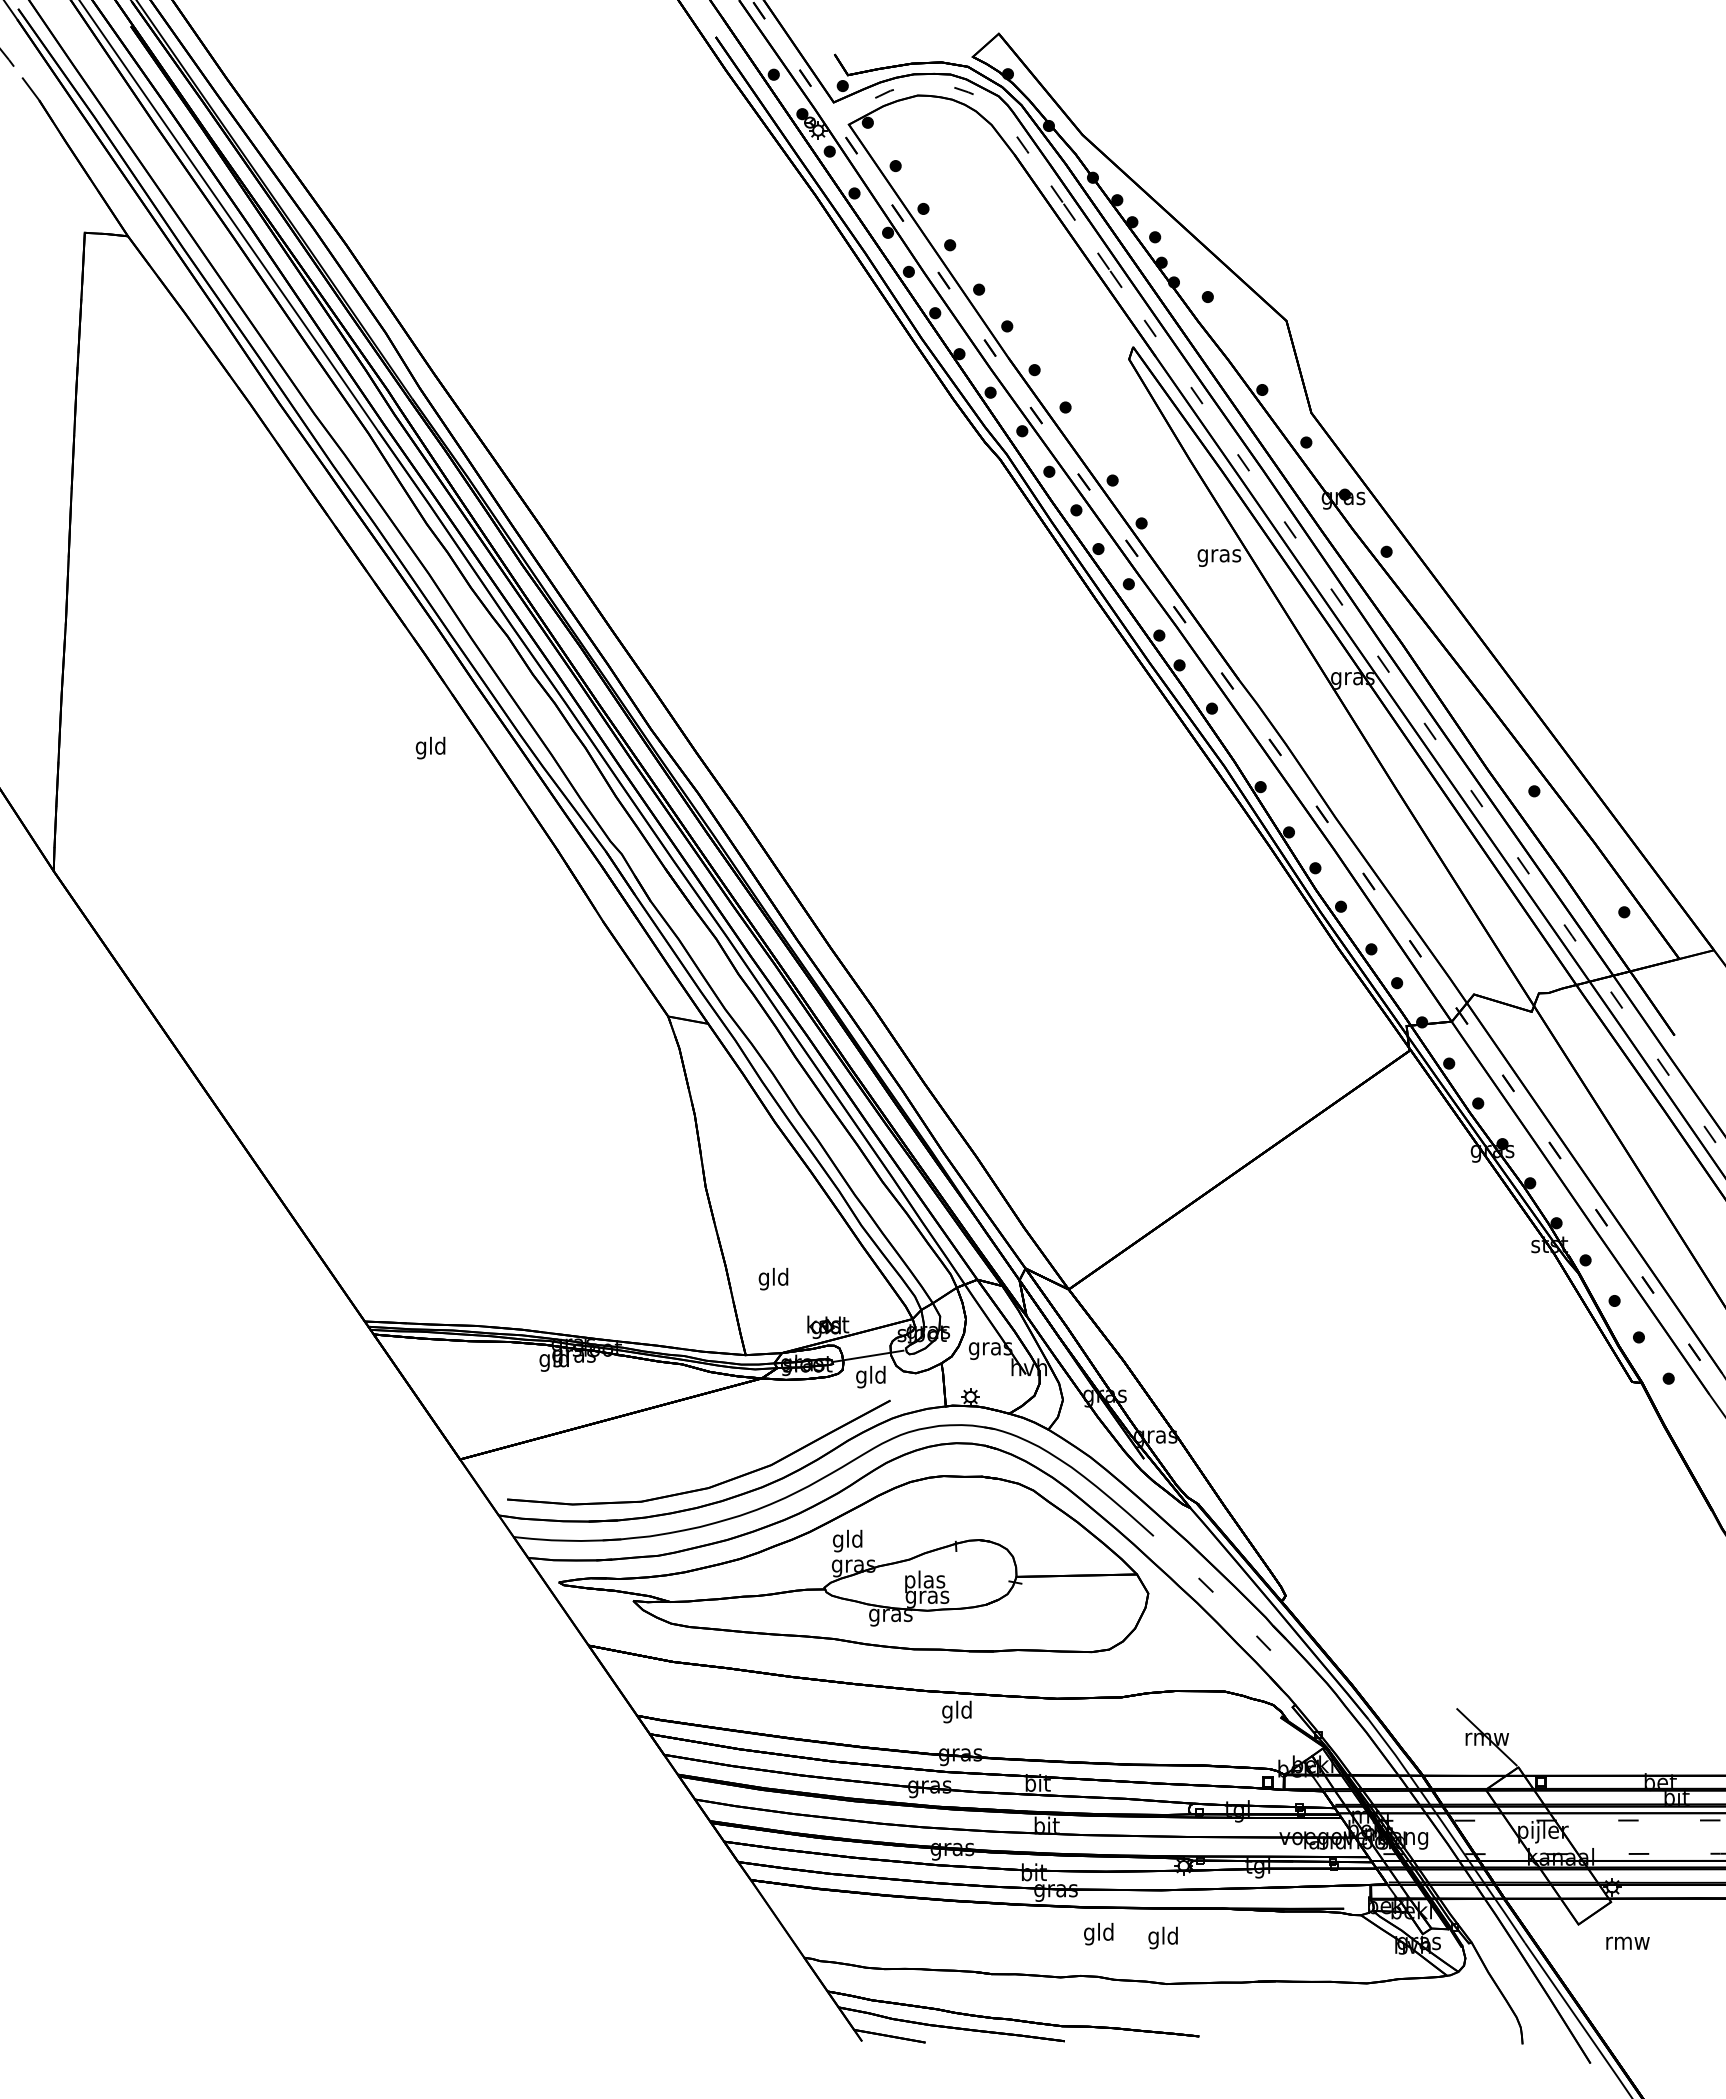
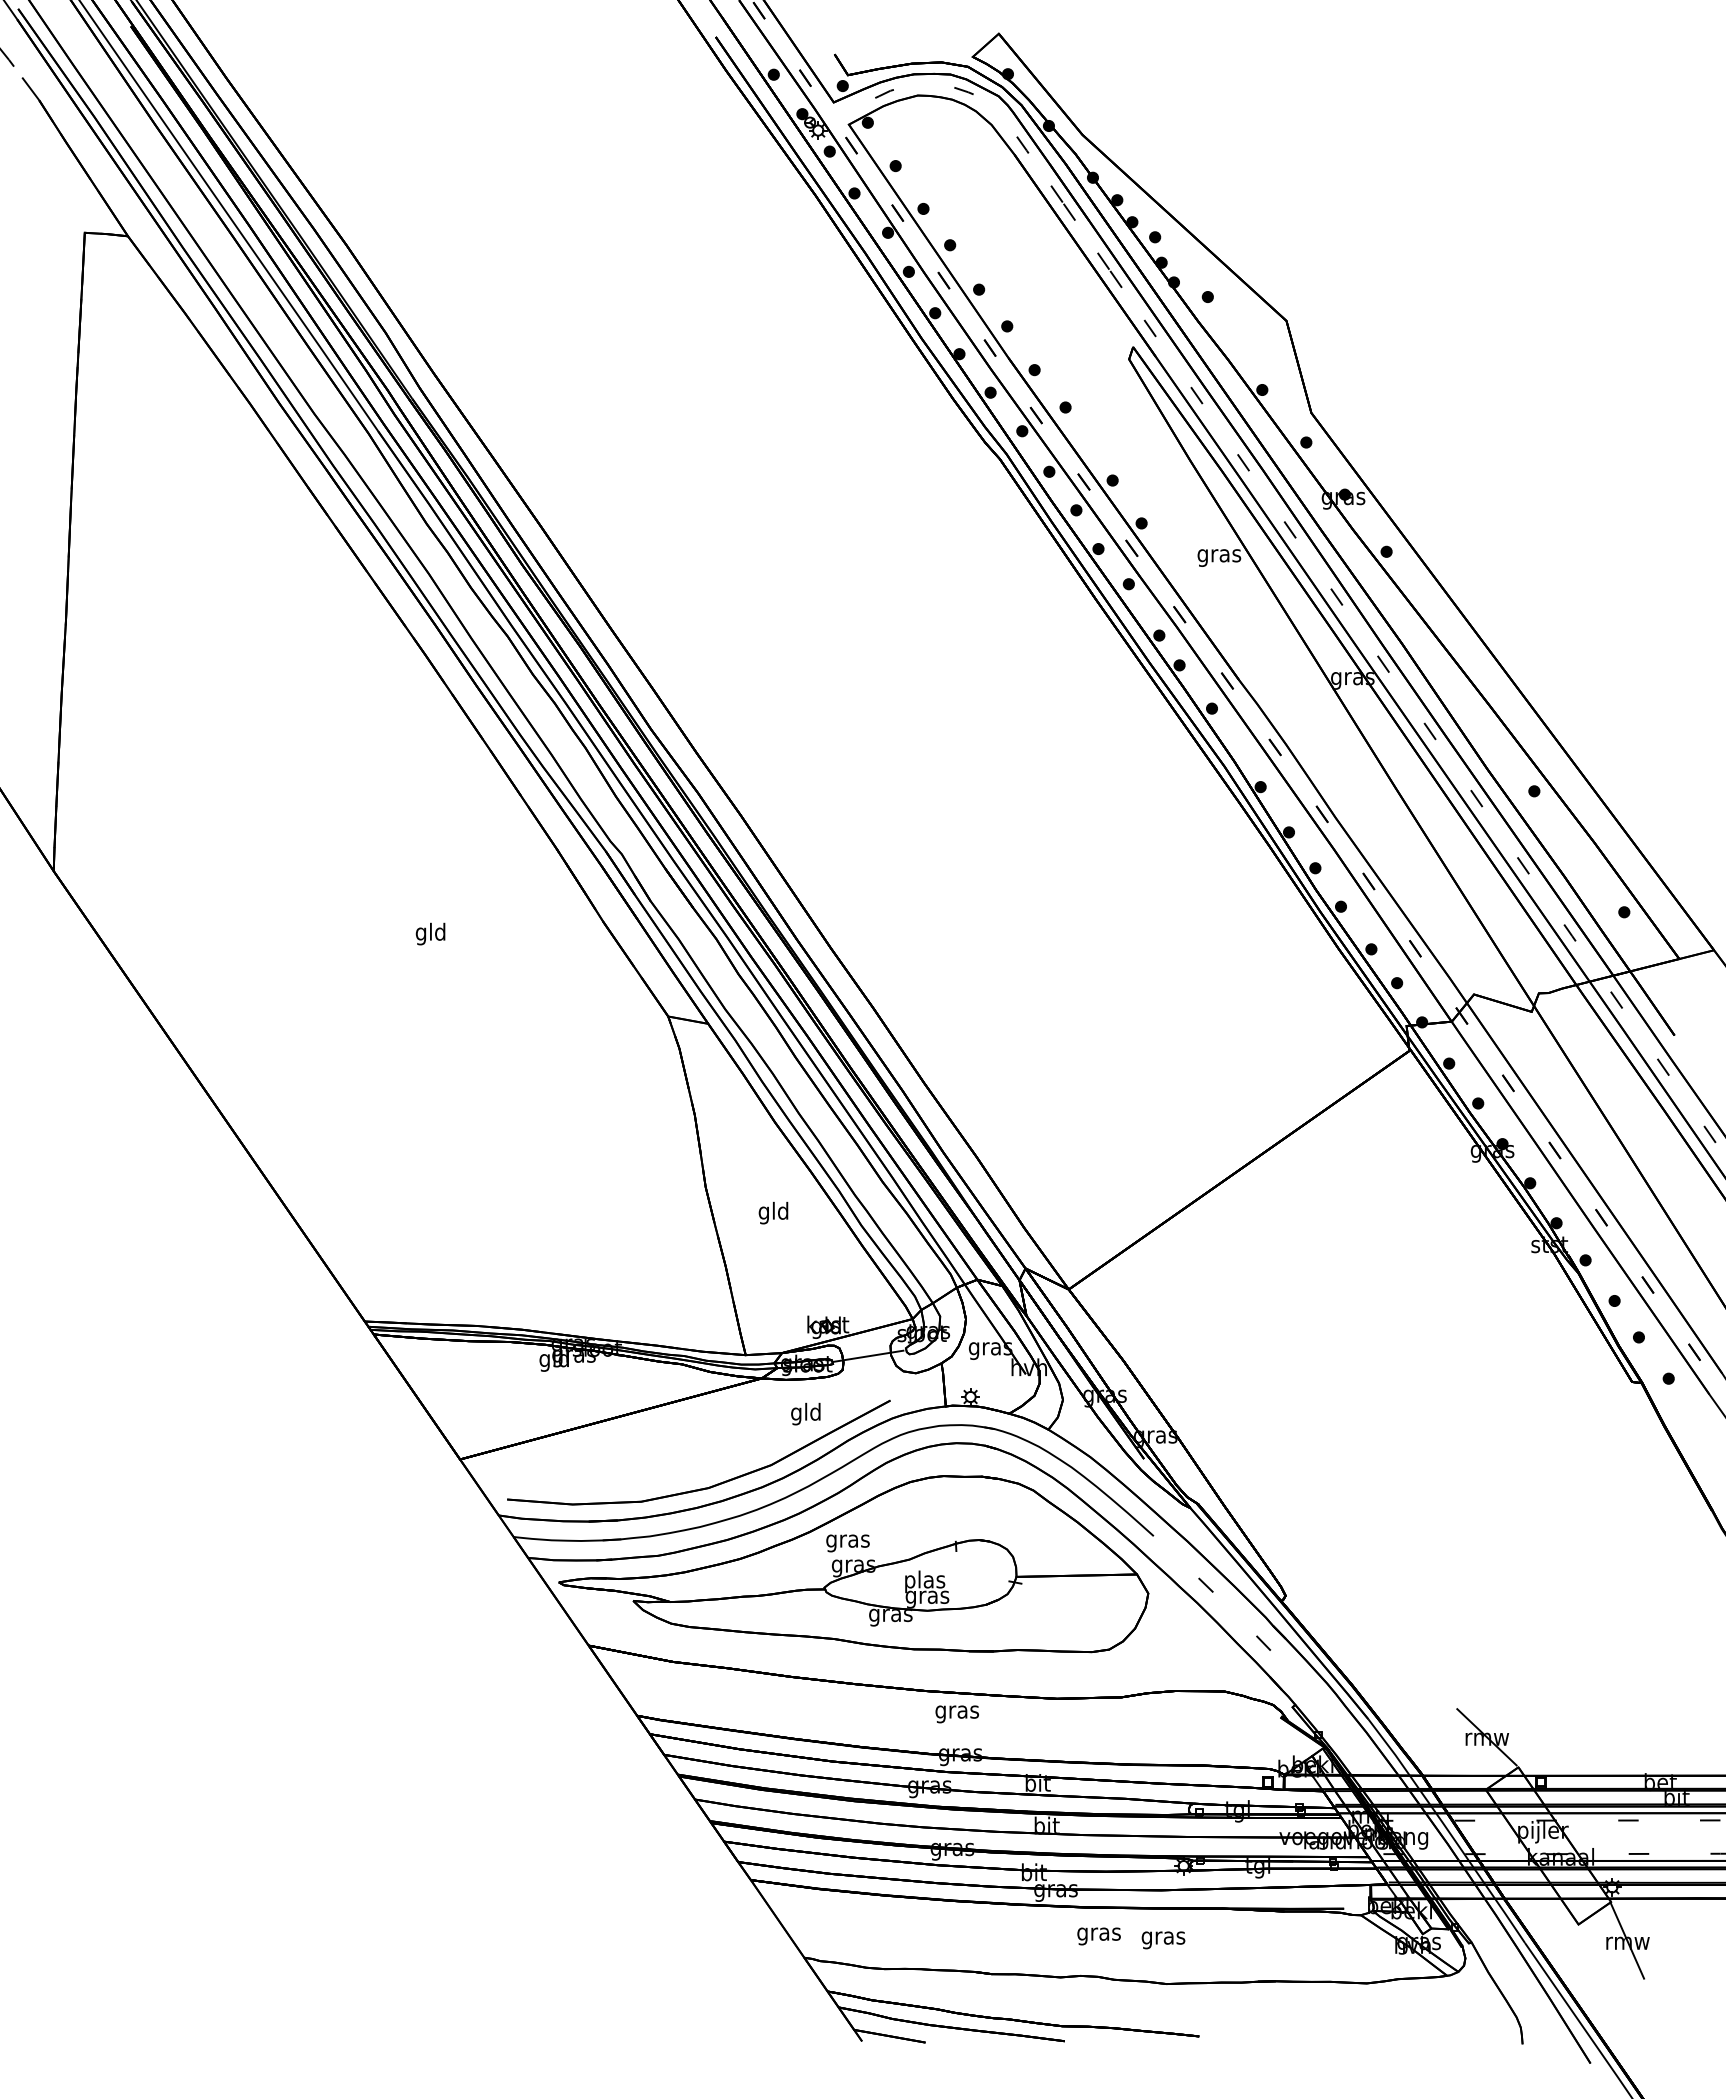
text position: (430, 747) -> (430, 933) (430, 933)
text position: (773, 1278) -> (773, 1212) (773, 1212)
text position: (870, 1376) -> (805, 1413) (805, 1413)
text: gld -> gras (847, 1540)
text: gld -> gras (956, 1711)
text: gld -> gras (1098, 1933)
text: gld -> gras (1163, 1937)
line: none -> present (1627, 1940)
